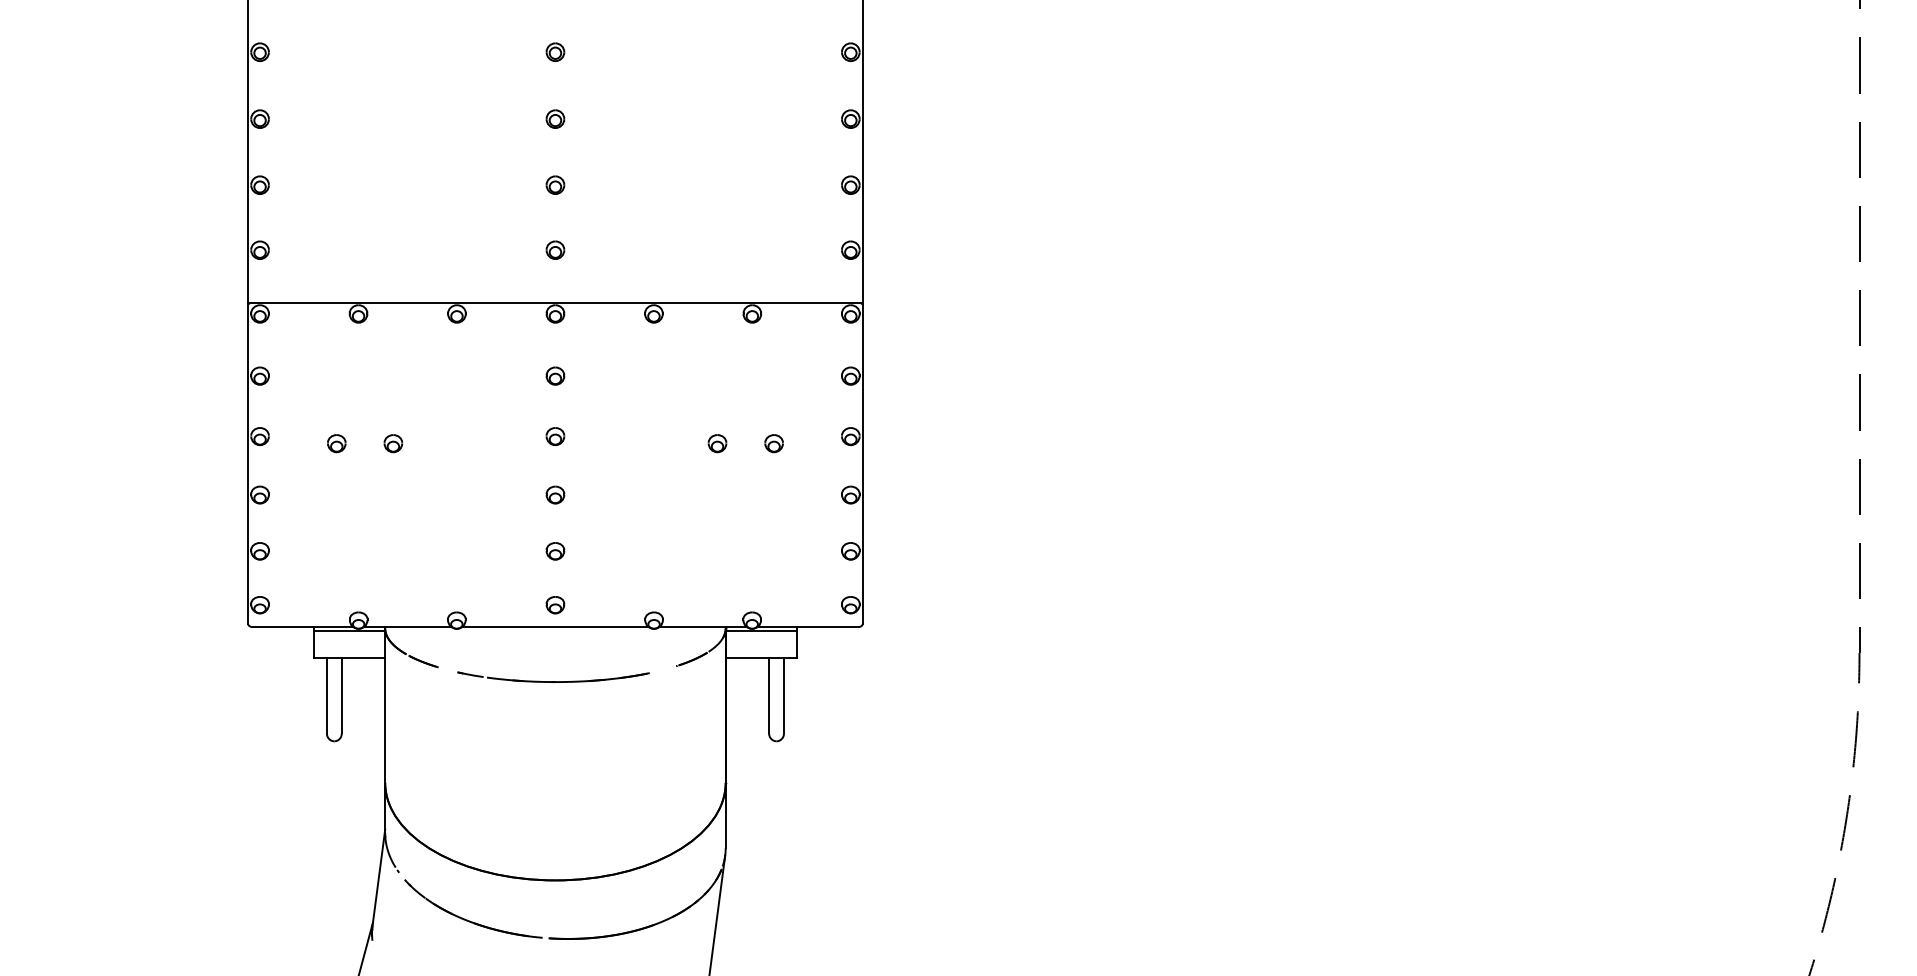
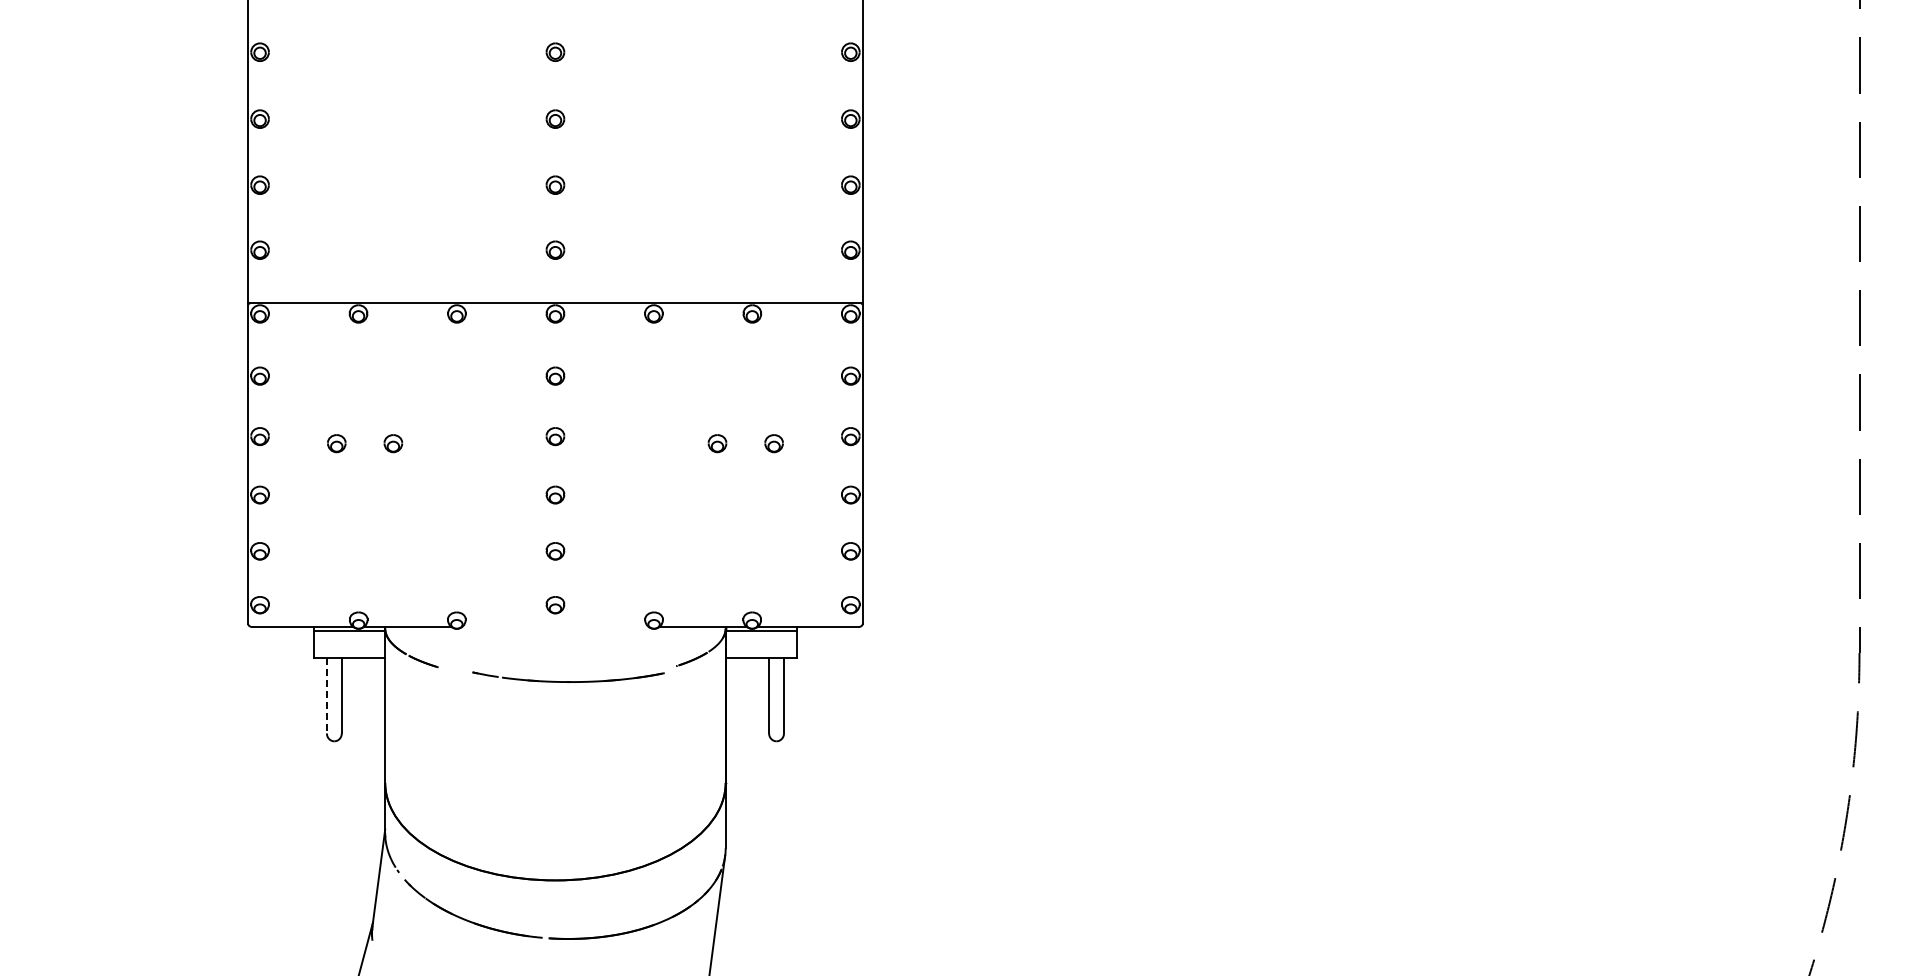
line: present -> none (555, 627)
part position: (553, 676) -> (568, 676) (568, 676)
line: solid -> dashed (326, 695)
